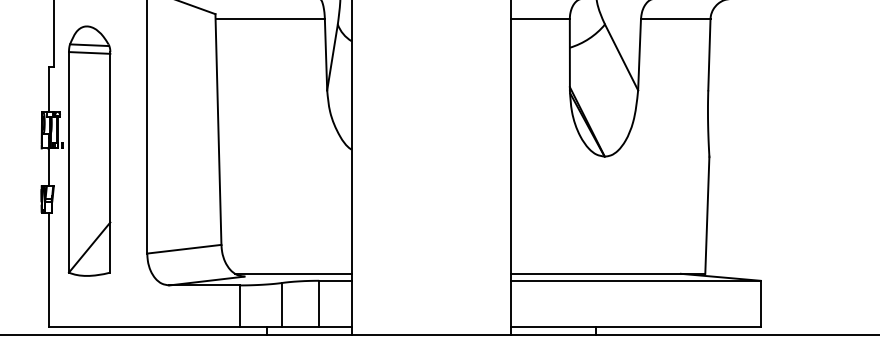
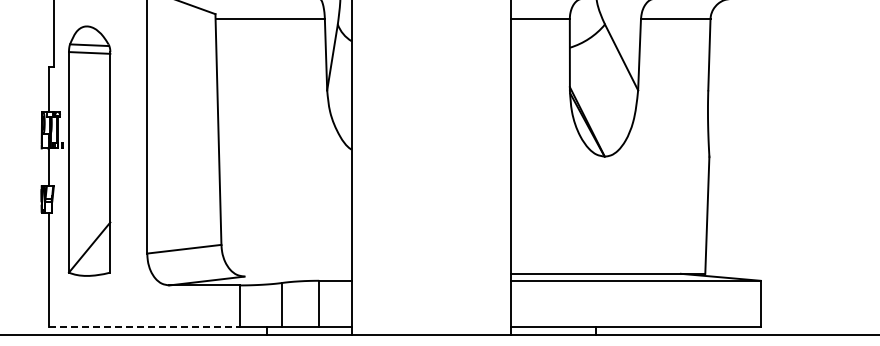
line: present -> none (292, 273)
line: solid -> dashed (144, 326)
